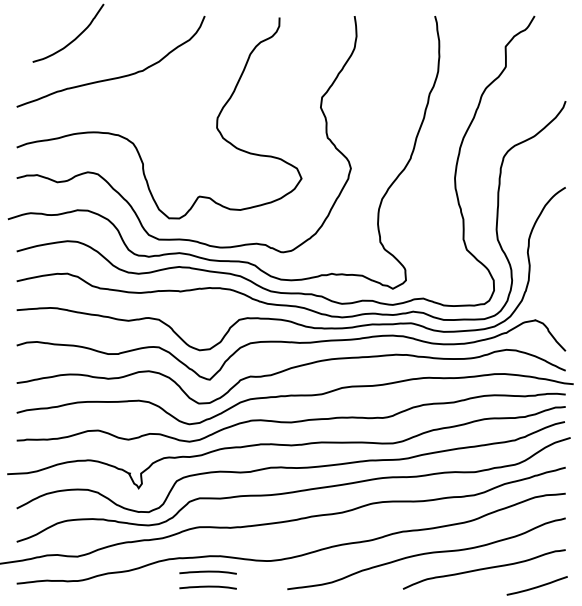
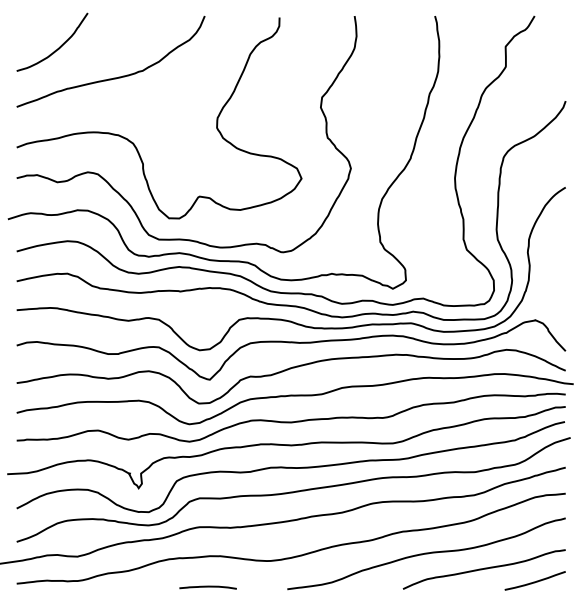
curve position: (74, 38) -> (58, 47) (58, 47)
curve: present -> none (207, 572)
curve position: (536, 586) -> (534, 581) (534, 581)
